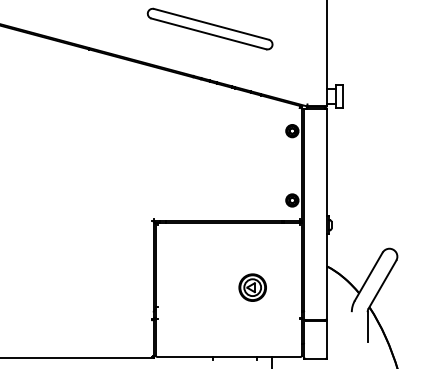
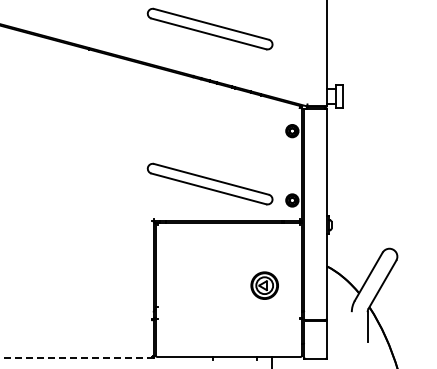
part: none -> present (209, 183)
part position: (252, 287) -> (264, 285) (264, 285)
line: solid -> dashed (76, 357)
